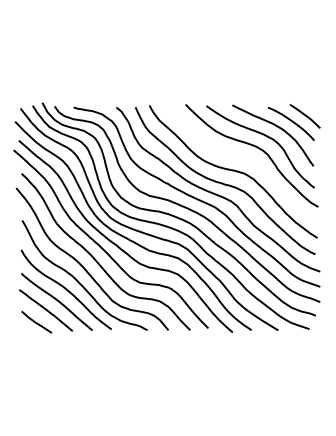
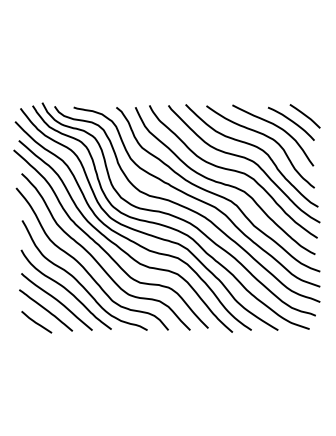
curve: none -> present (245, 159)
